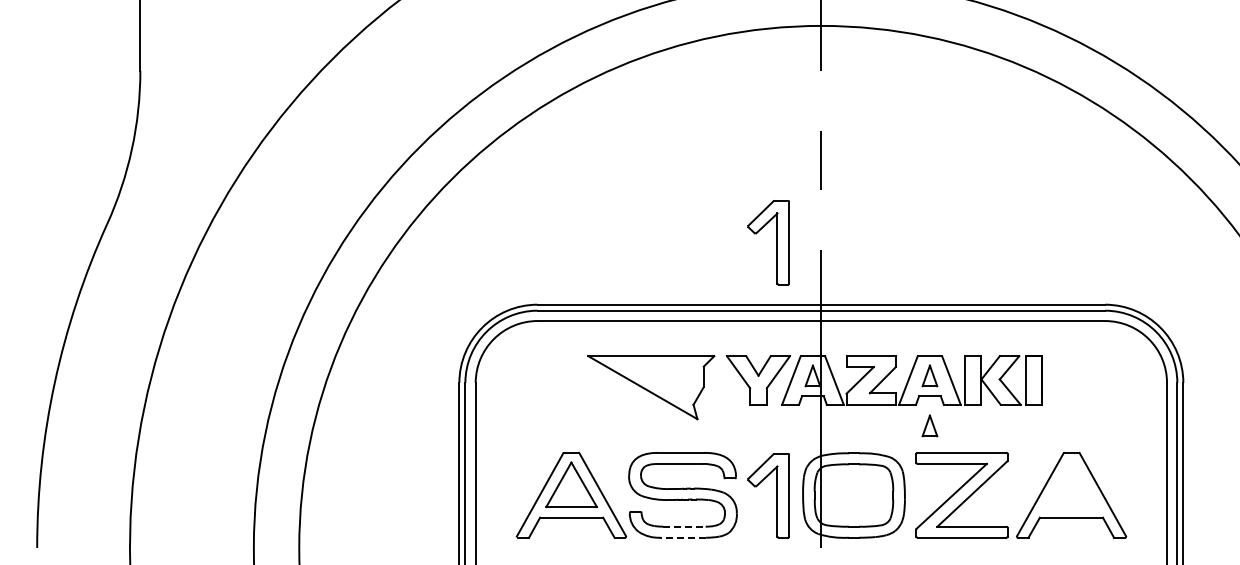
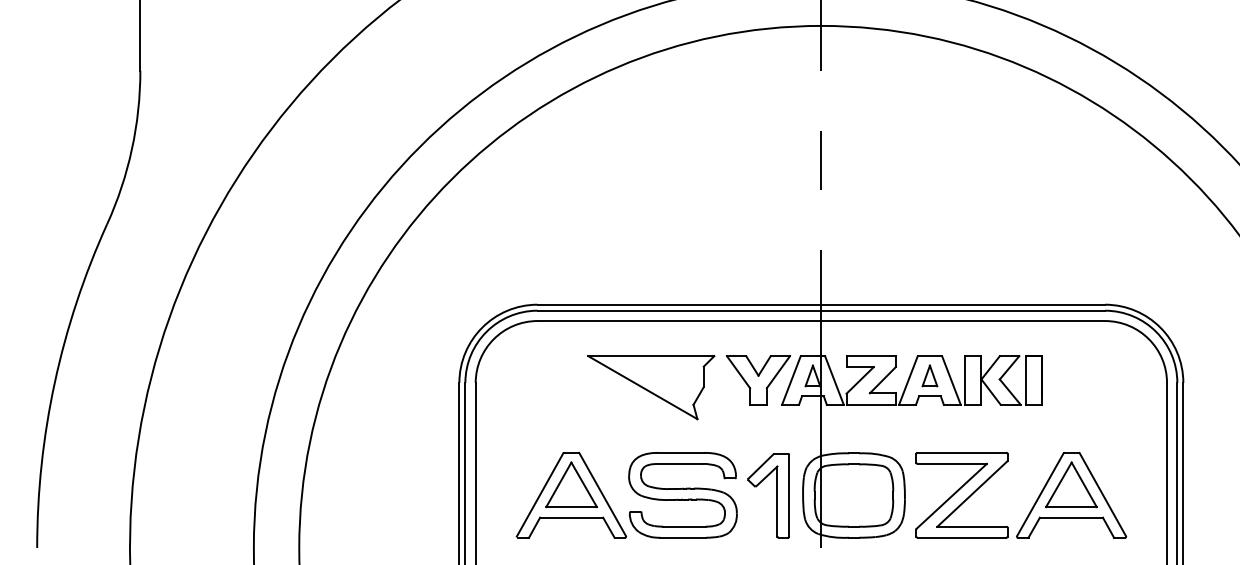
part: present -> none (776, 242)
part: present -> none (929, 425)
part: none -> present (1071, 484)
line: dashed -> solid (685, 526)
line: dashed -> solid (683, 537)
